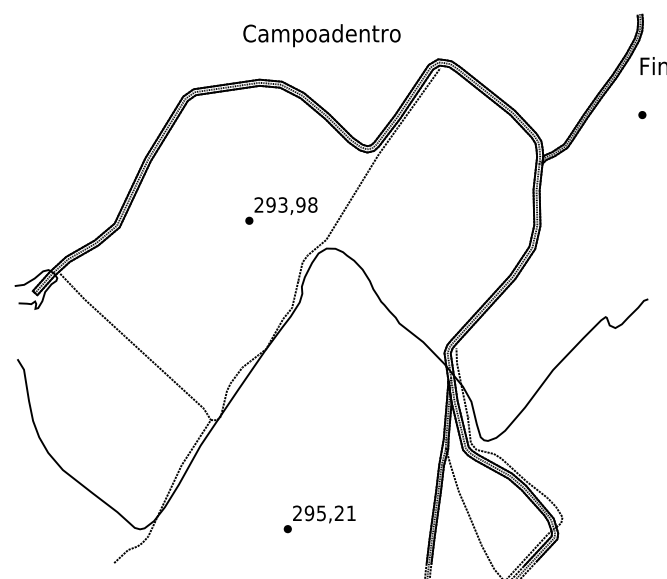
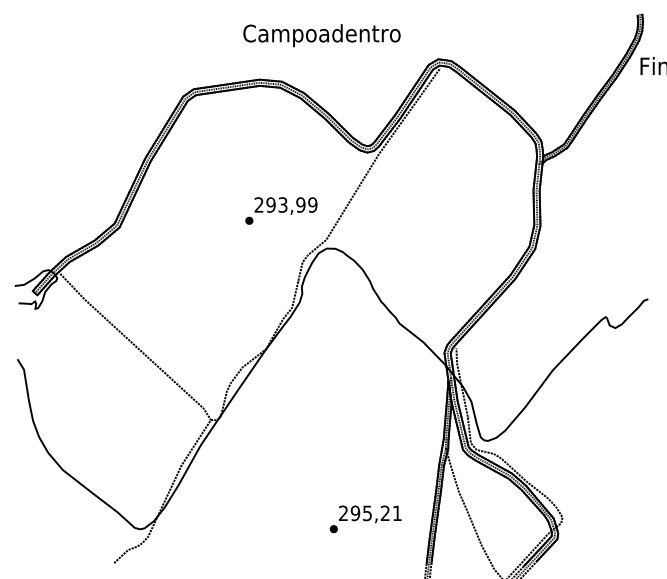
part: present -> none (642, 114)
text: 293,98 -> 293,99 (312, 204)
text position: (319, 519) -> (365, 519) (365, 519)
